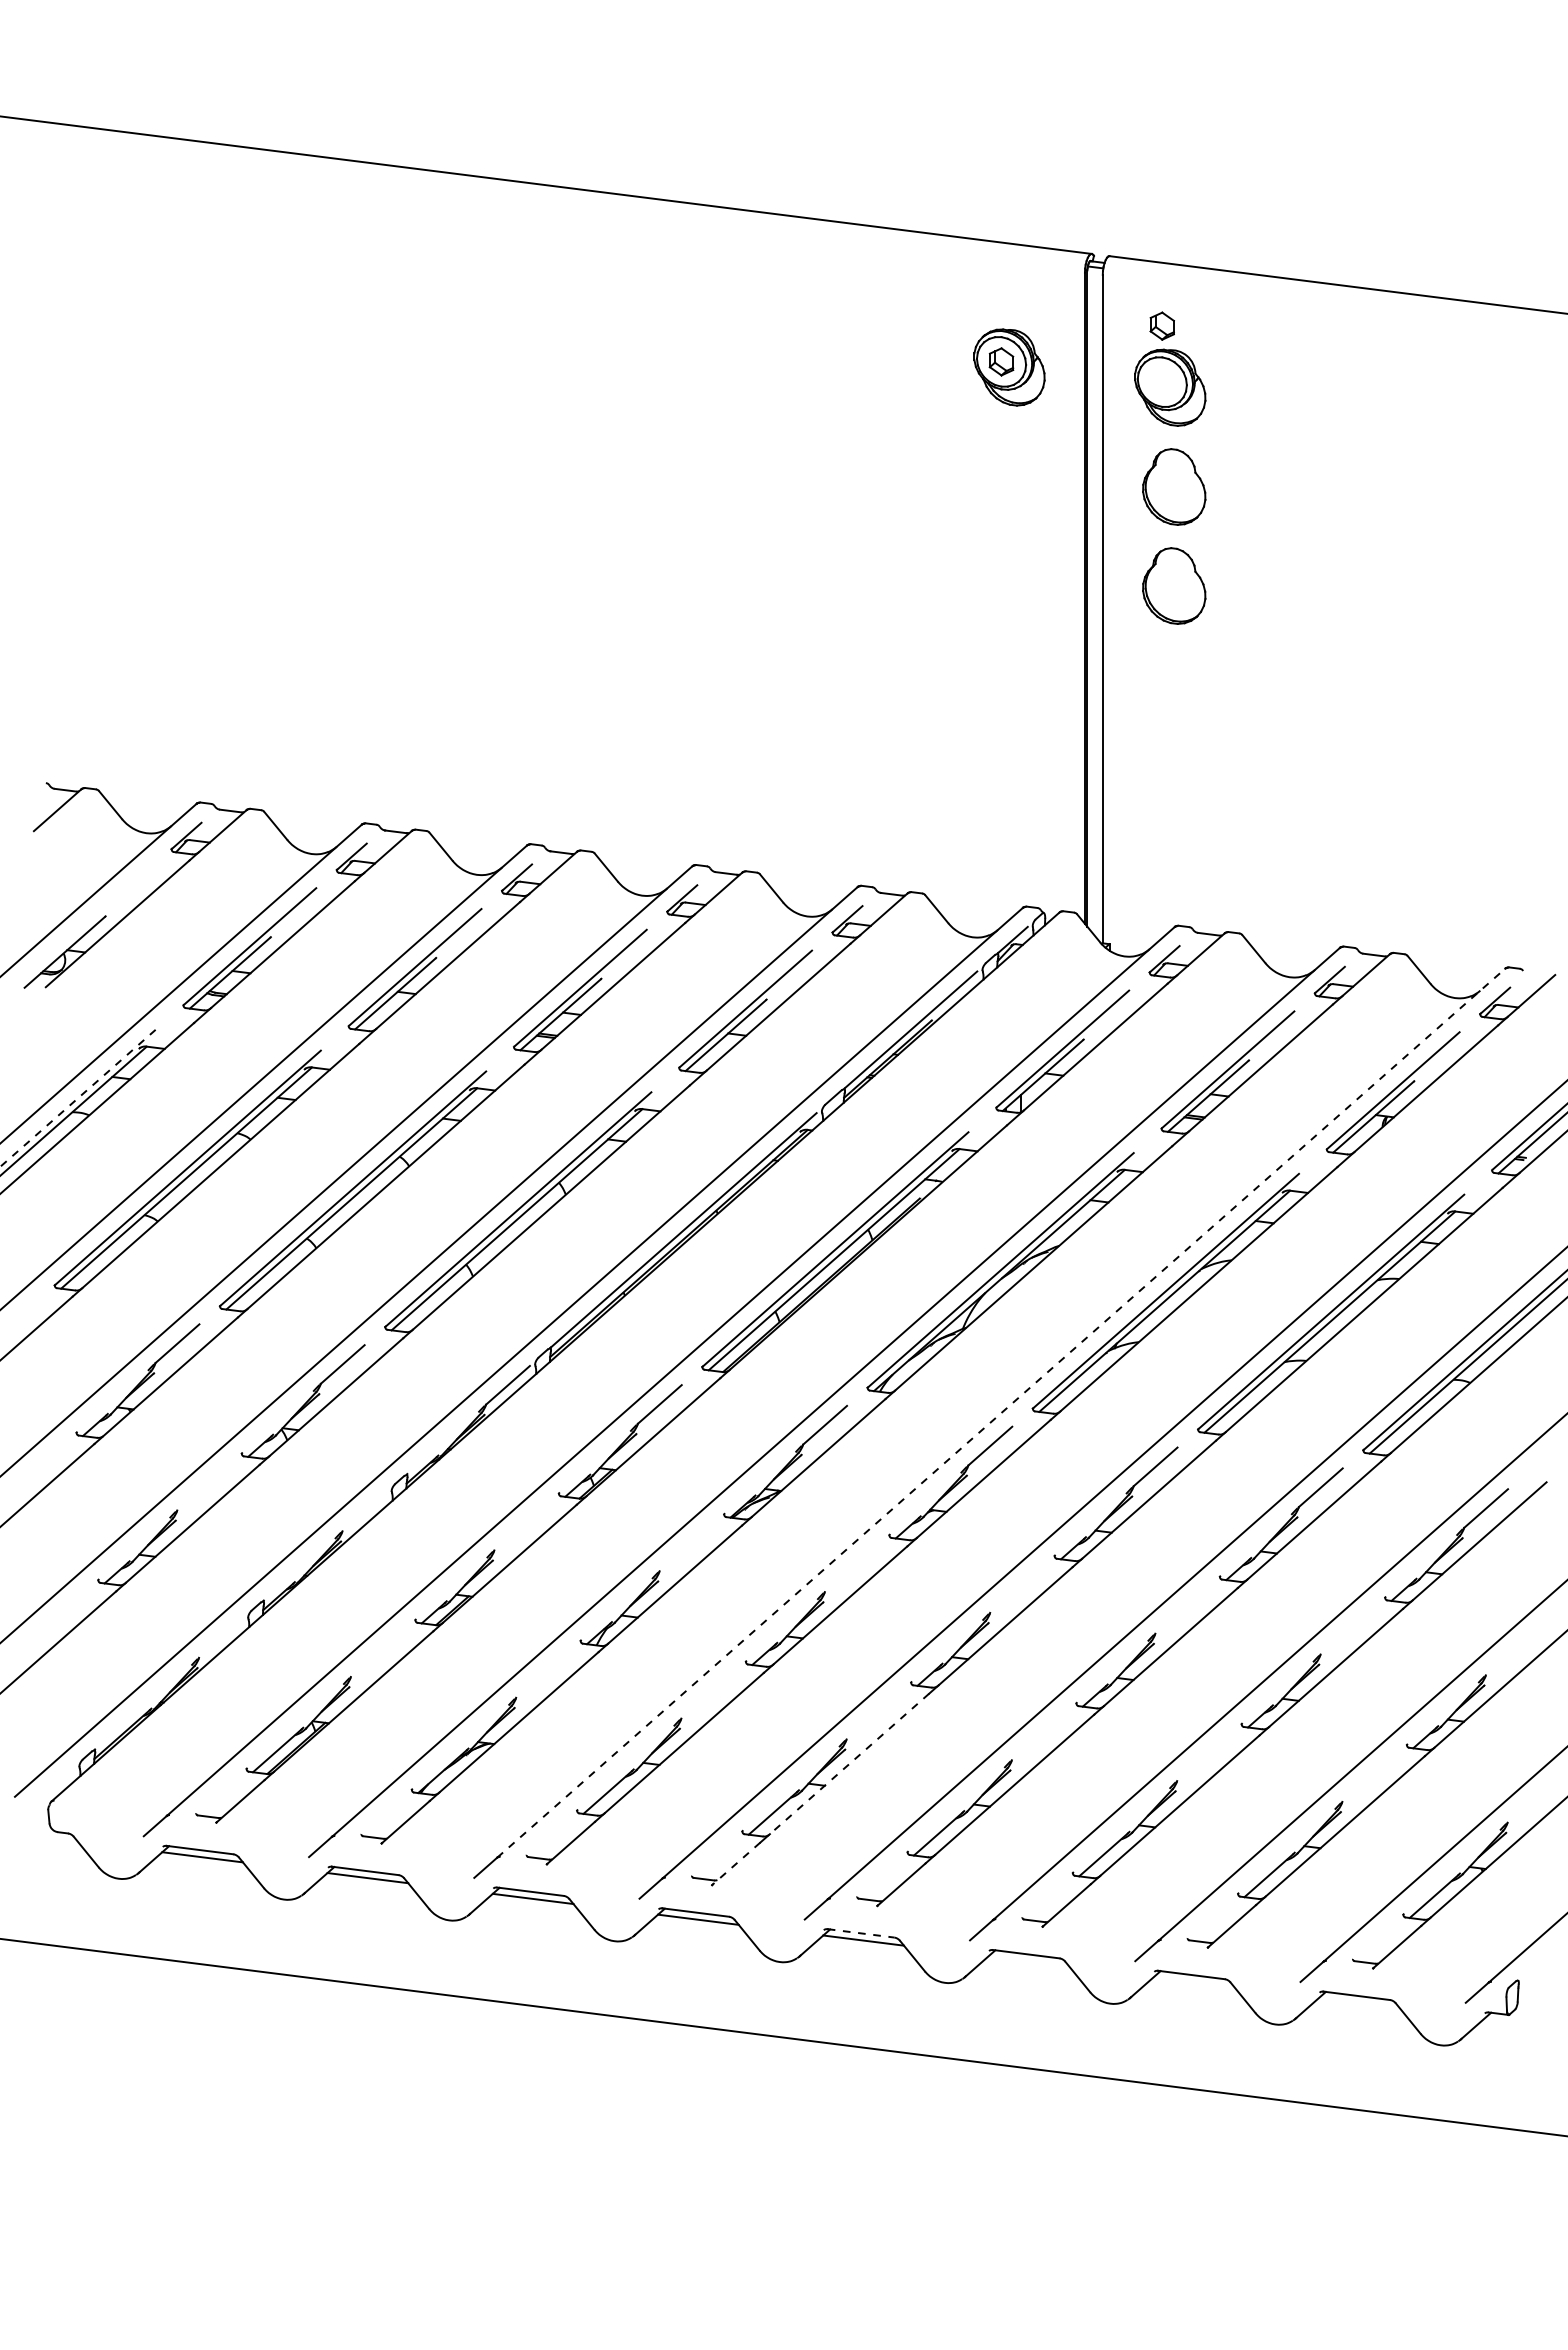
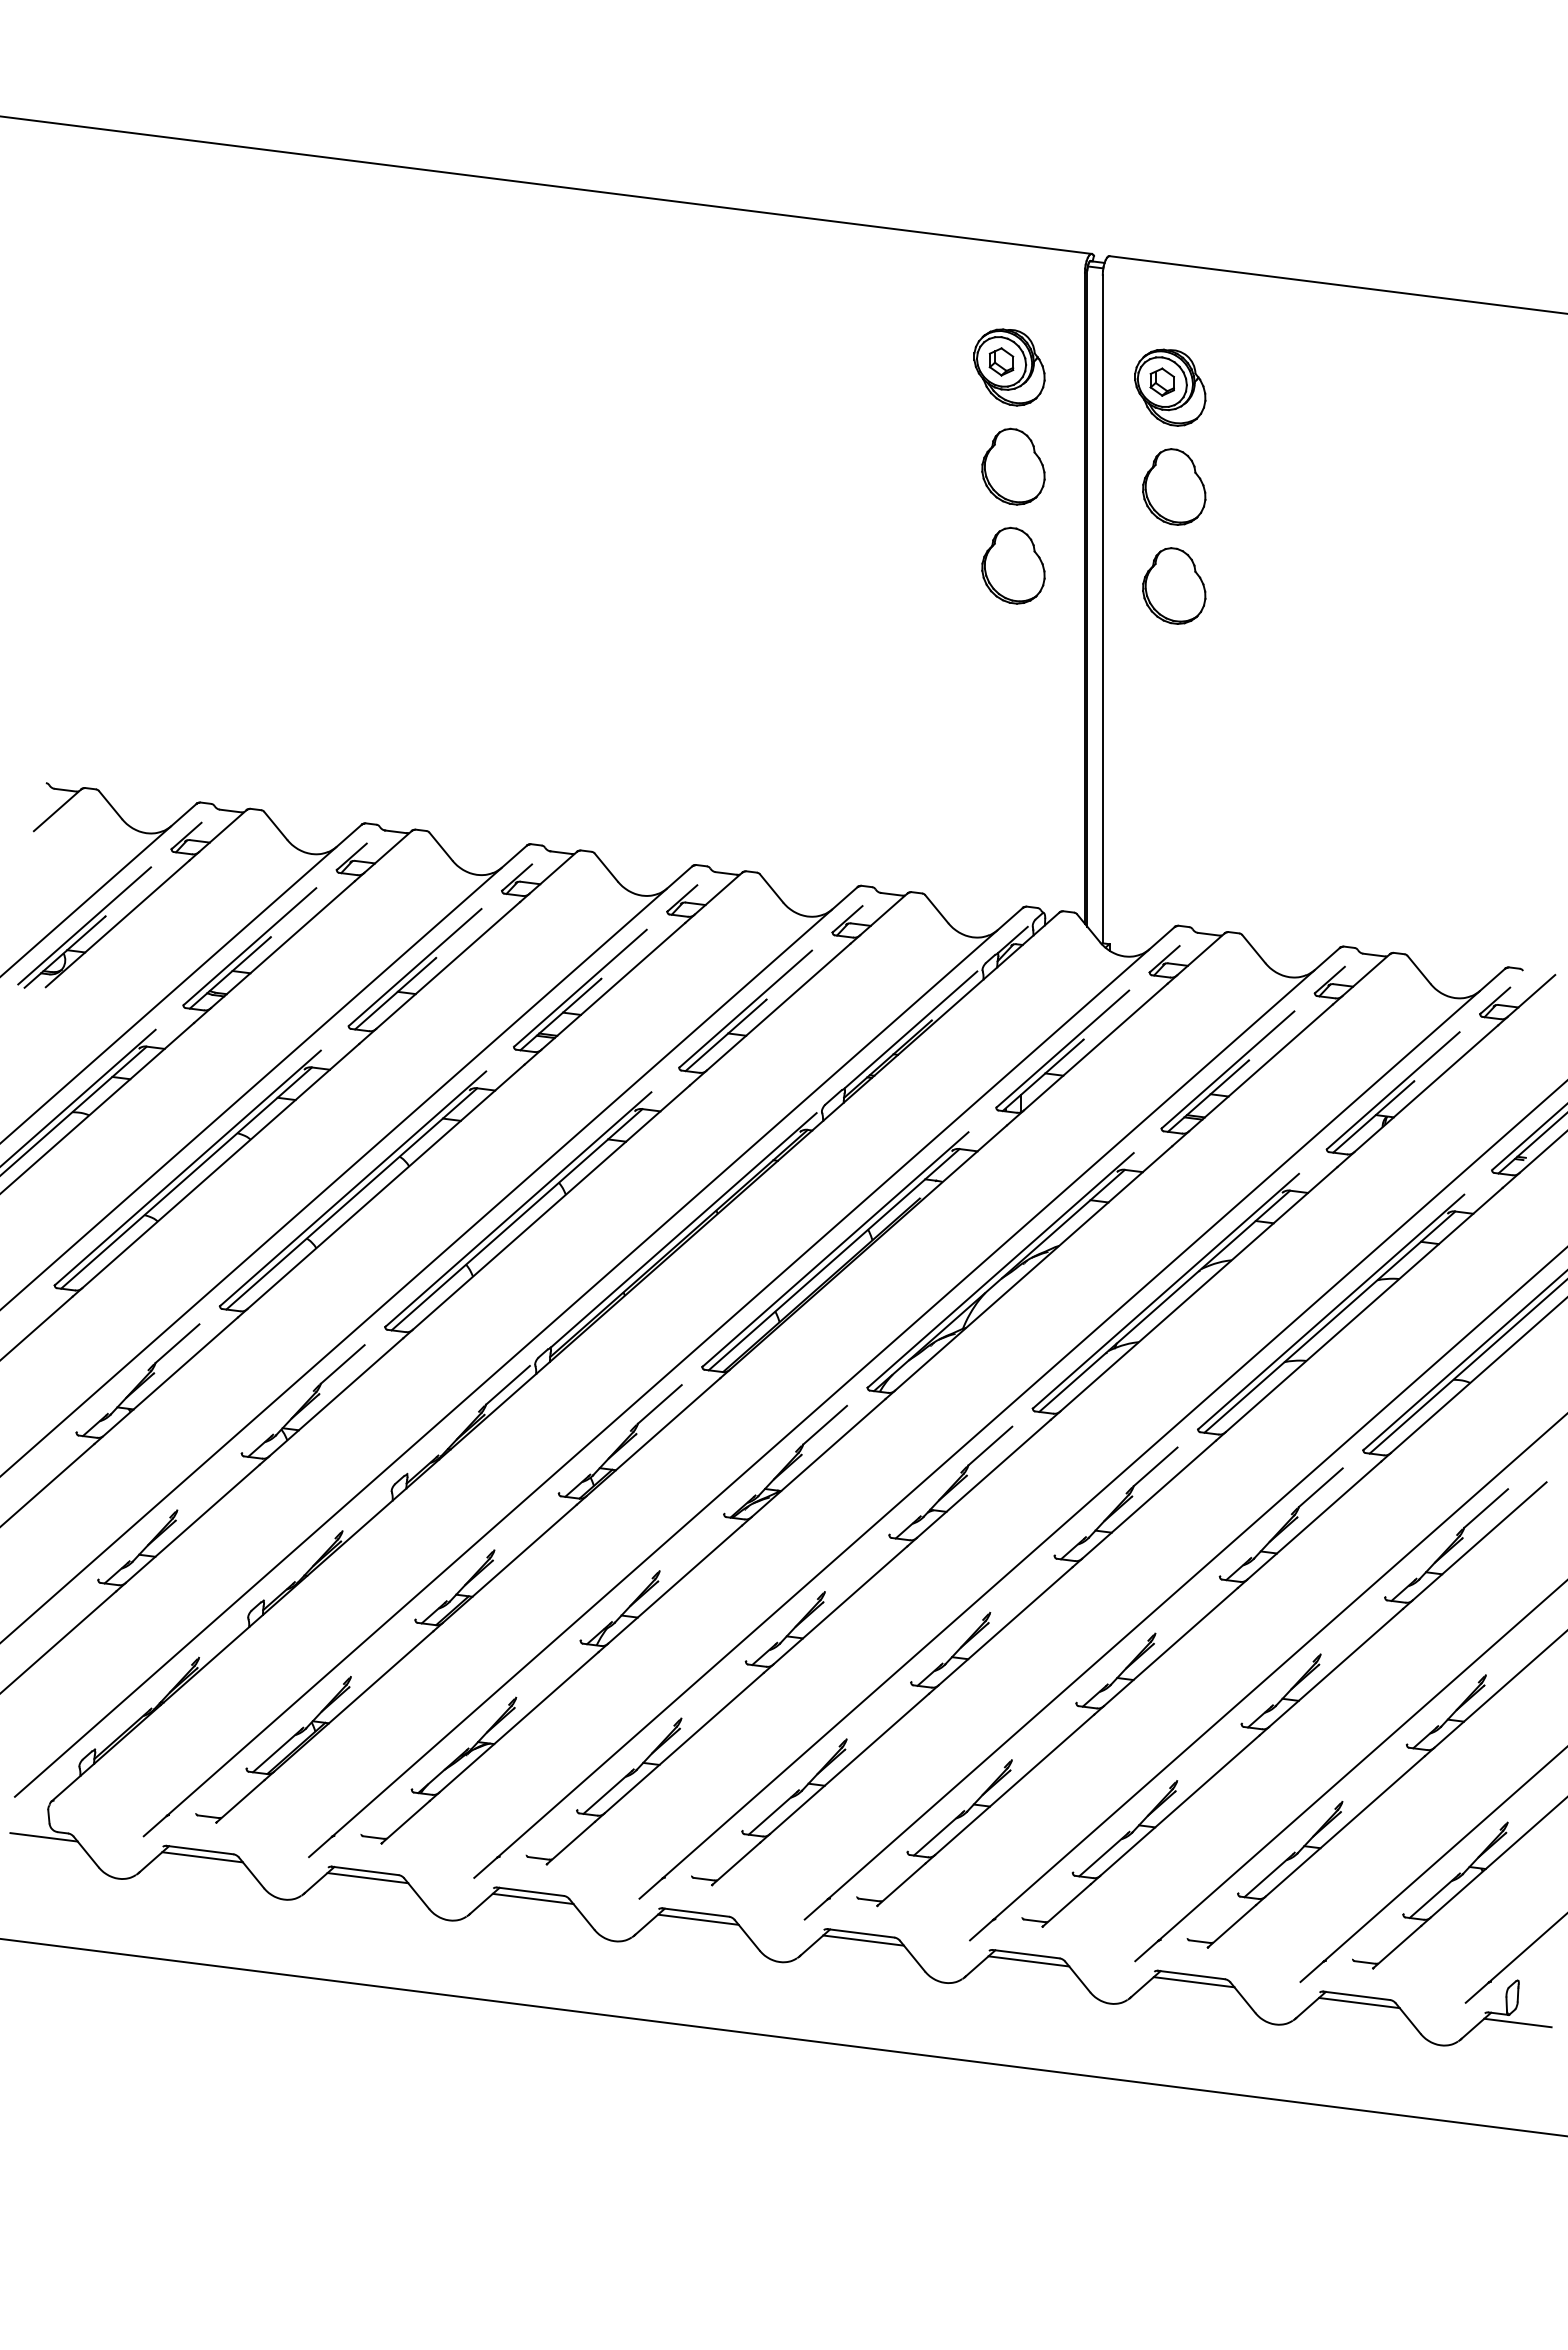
part position: (1161, 325) -> (1161, 381) (1161, 381)
part: none -> present (1013, 466)
part: none -> present (1013, 565)
line: none -> present (84, 925)
line: dashed -> solid (77, 1098)
line: dashed -> solid (1001, 1413)
line: dashed -> solid (849, 1764)
line: none -> present (43, 1837)
line: dashed -> solid (736, 1863)
line: dashed -> solid (861, 1933)
line: none -> present (1028, 1961)
line: none -> present (1193, 1982)
line: none -> present (1359, 2002)
line: none -> present (1517, 2022)
